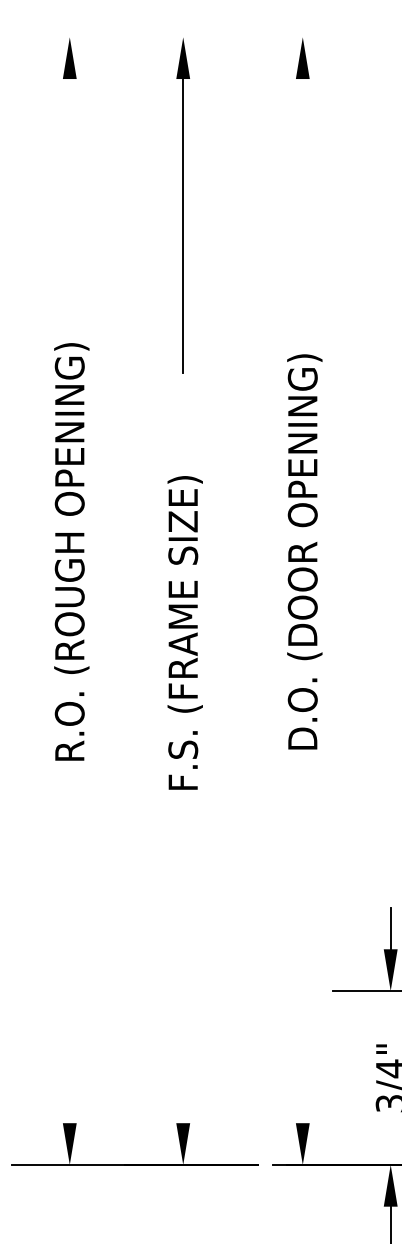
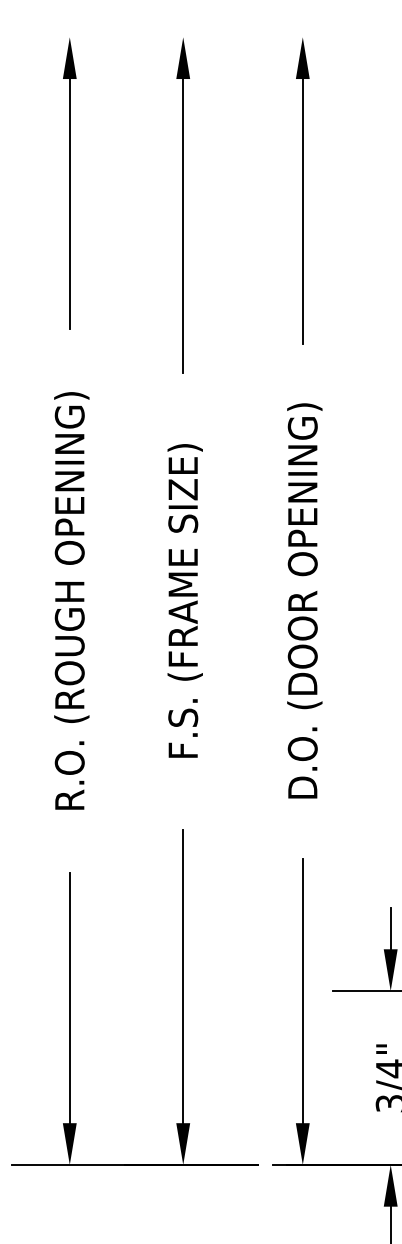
line: none -> present (69, 204)
line: none -> present (302, 211)
text position: (71, 551) -> (71, 600) (71, 600)
text position: (304, 551) -> (304, 600) (304, 600)
text position: (184, 632) -> (184, 600) (184, 600)
line: none -> present (183, 976)
line: none -> present (302, 990)
line: none -> present (69, 998)
